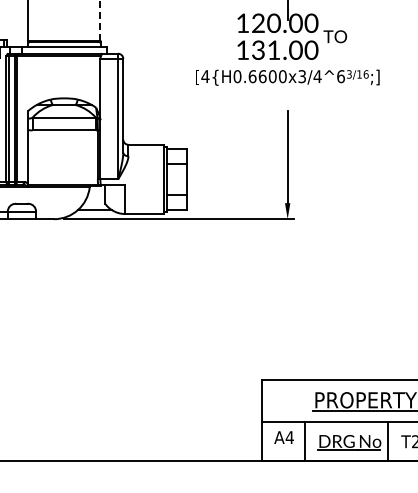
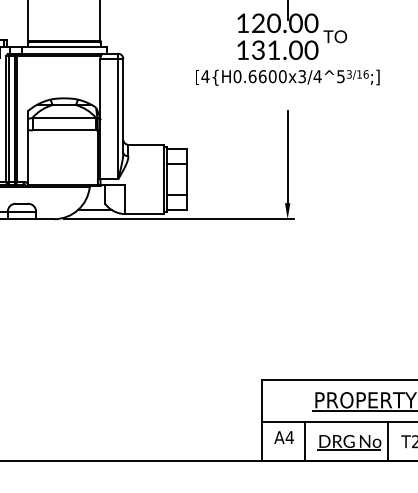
line: dashed -> solid (100, 19)
text: 6 -> 5 (340, 76)
